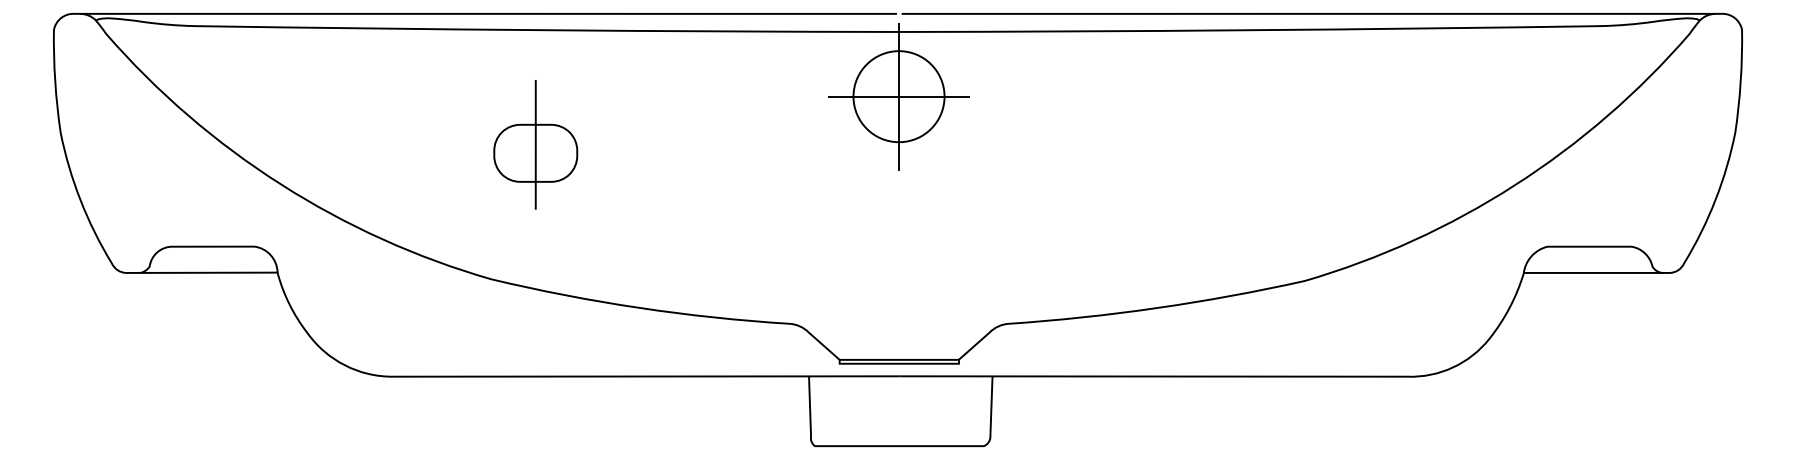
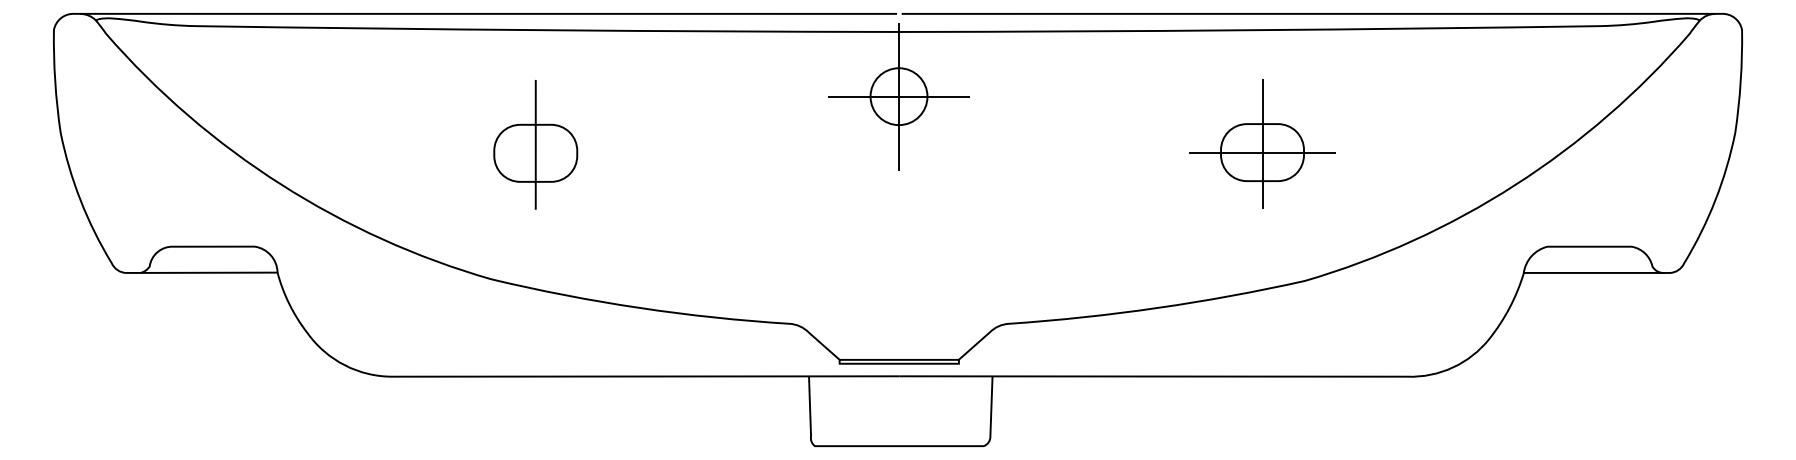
circle diameter: 91 px -> 57 px (898, 96)
part: none -> present (1262, 143)
